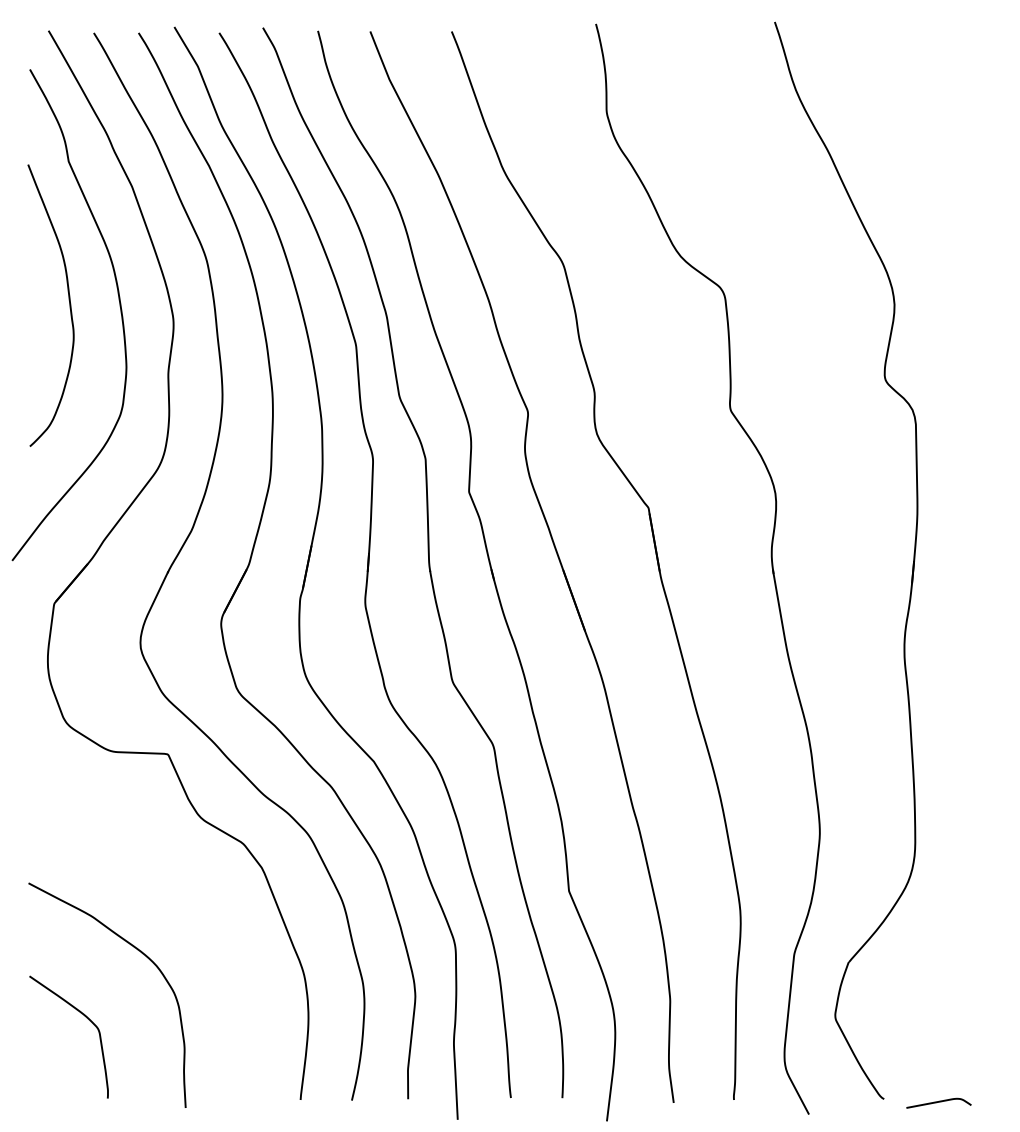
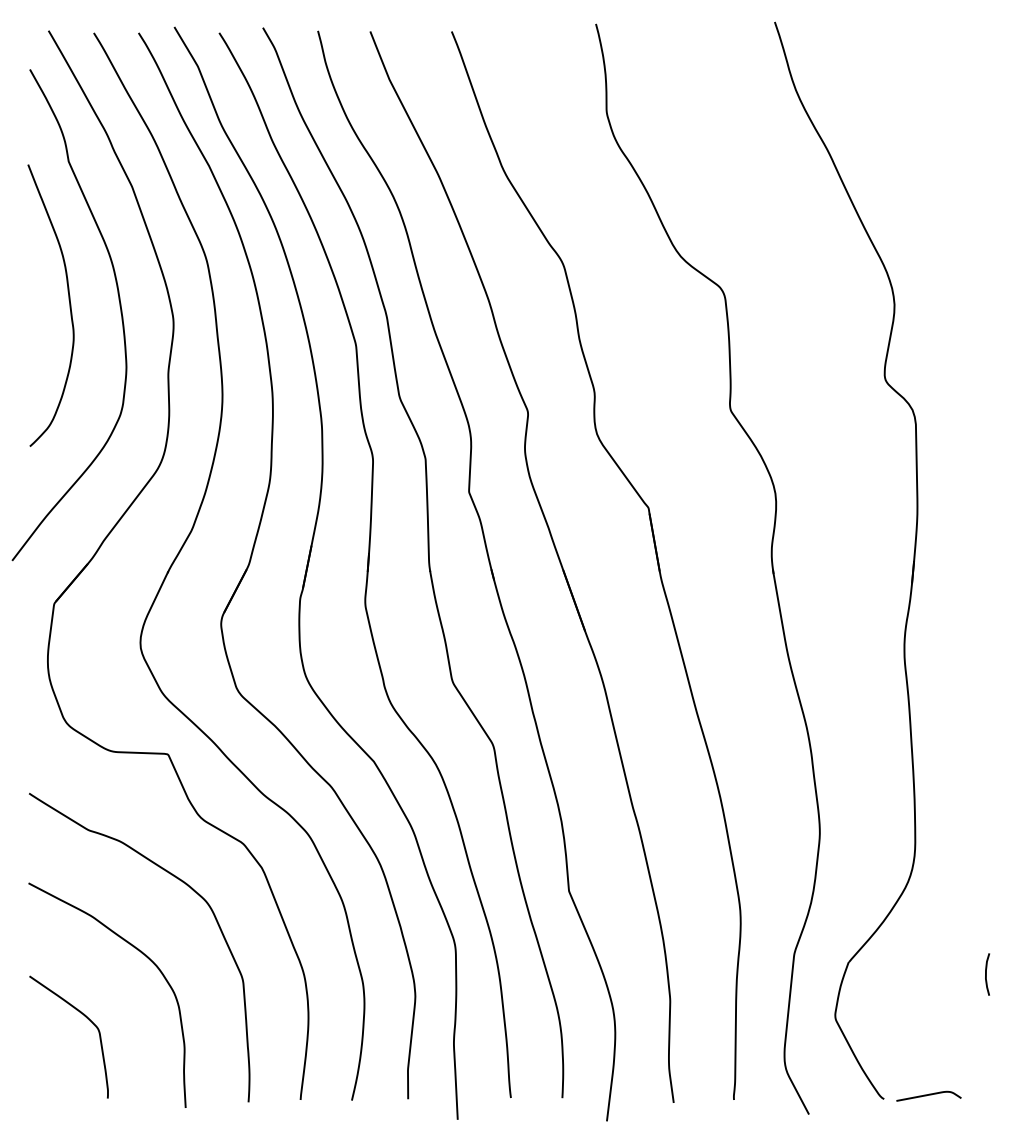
curve: none -> present (187, 886)
curve: none -> present (986, 974)
curve position: (938, 1102) -> (928, 1095) (928, 1095)
